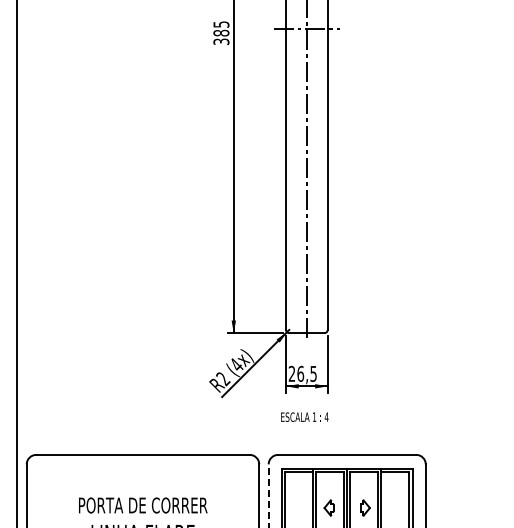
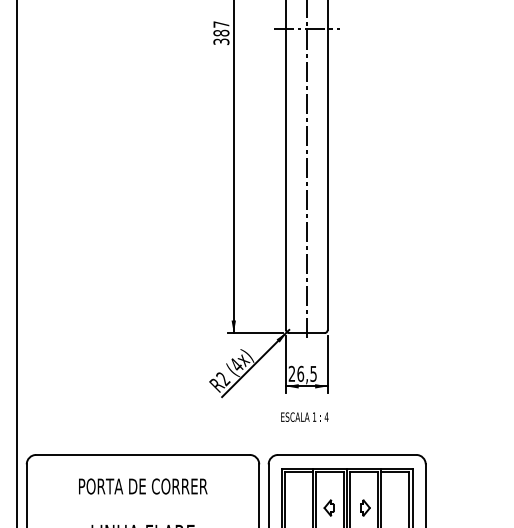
text: 385 -> 387 (221, 24)
line: dashed -> solid (268, 495)
text position: (143, 505) -> (143, 486) (143, 486)
